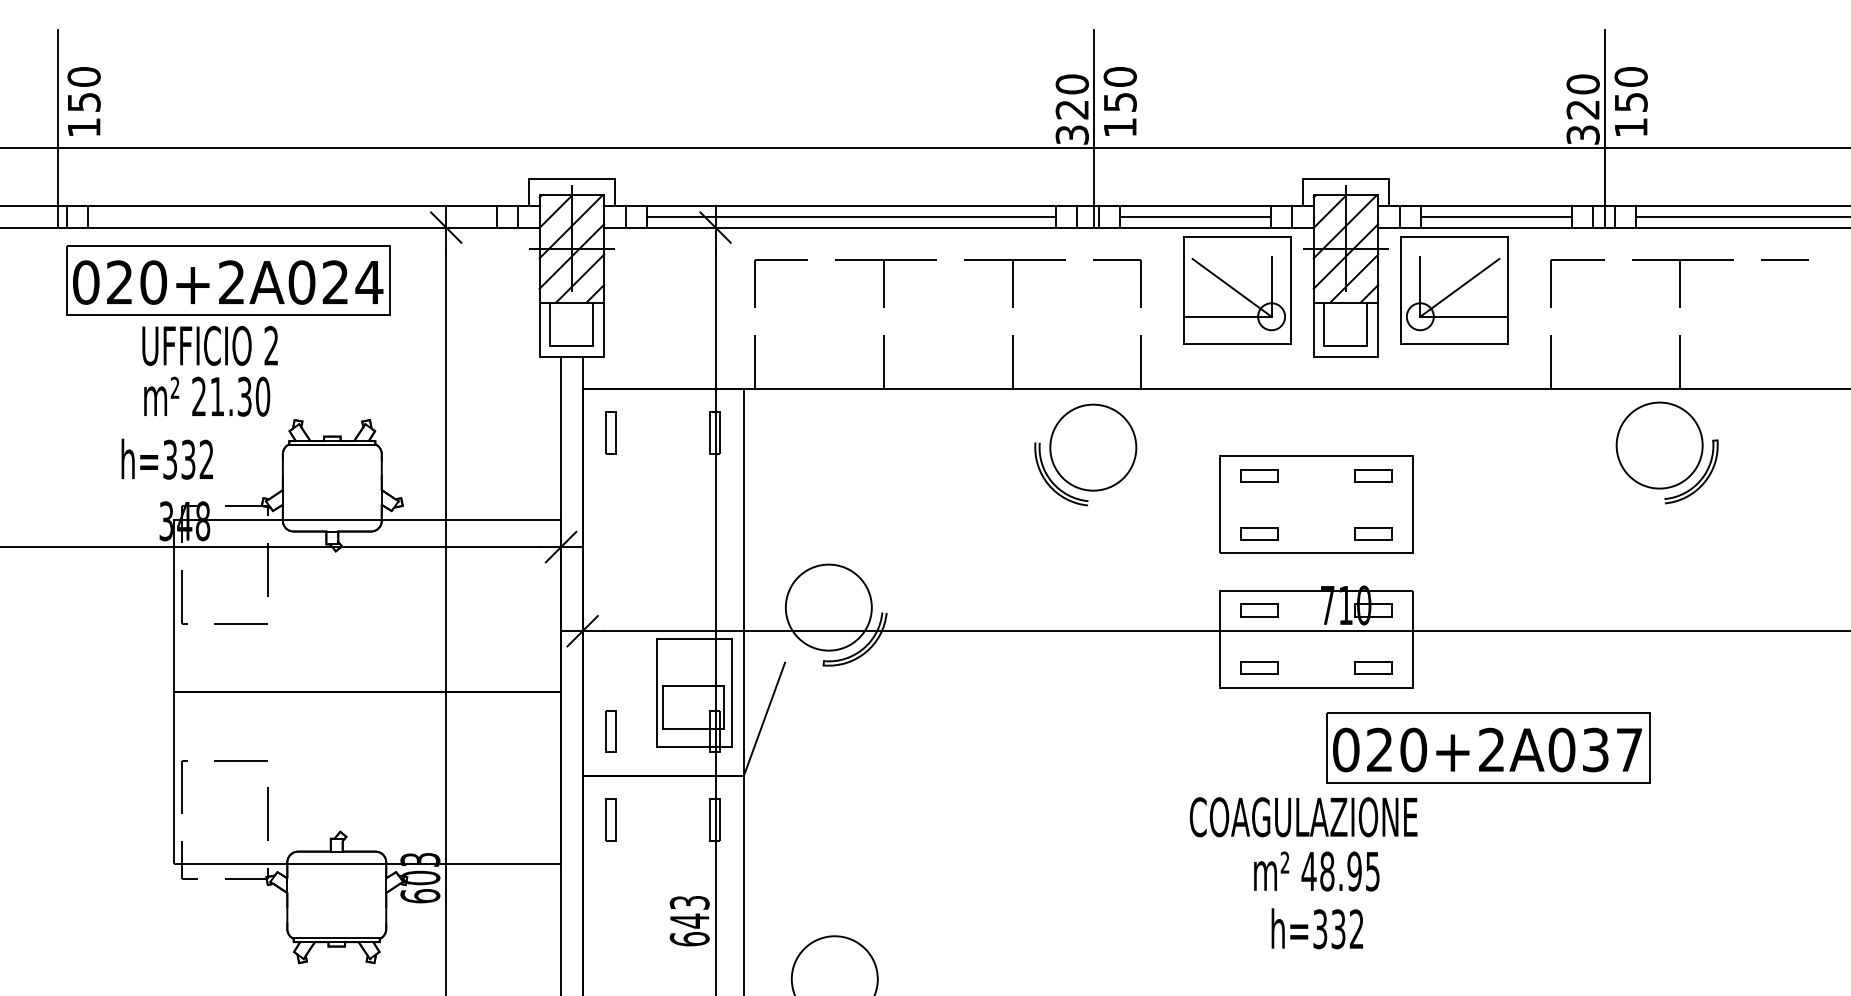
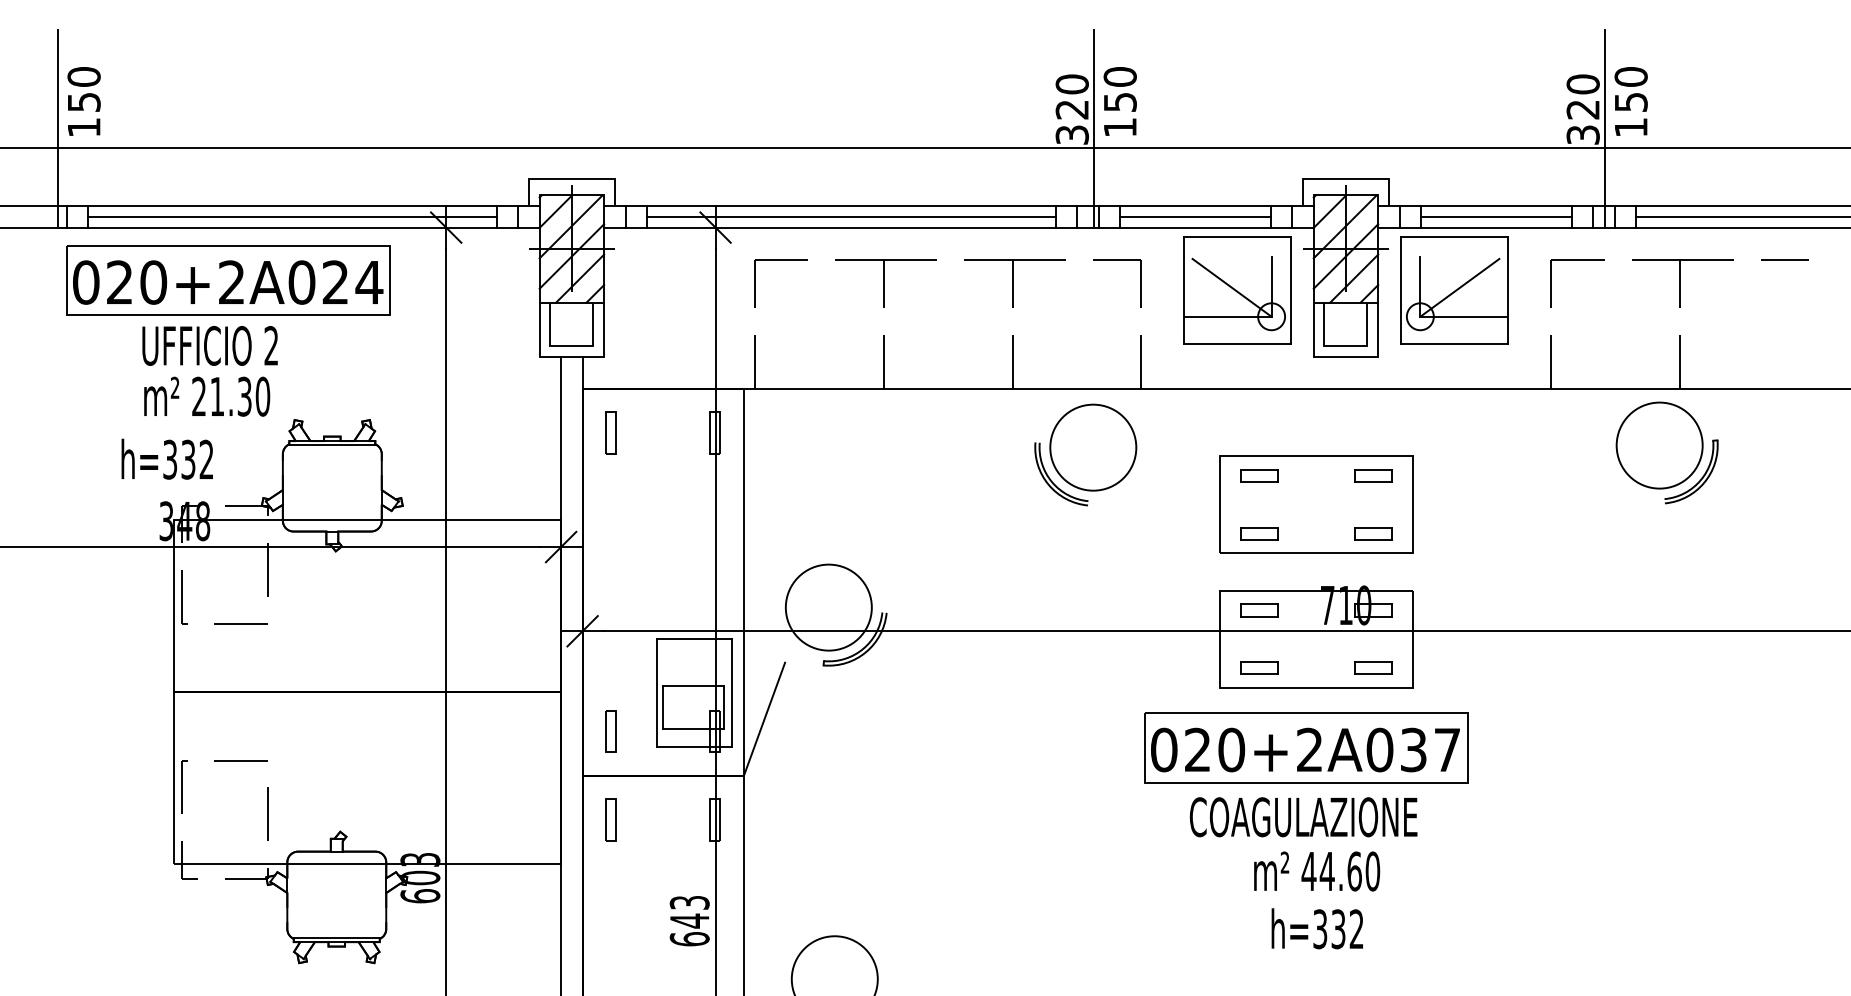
line: none -> present (292, 216)
part position: (1488, 747) -> (1306, 747) (1306, 747)
text: 48.95 -> 44.60 (1349, 871)
